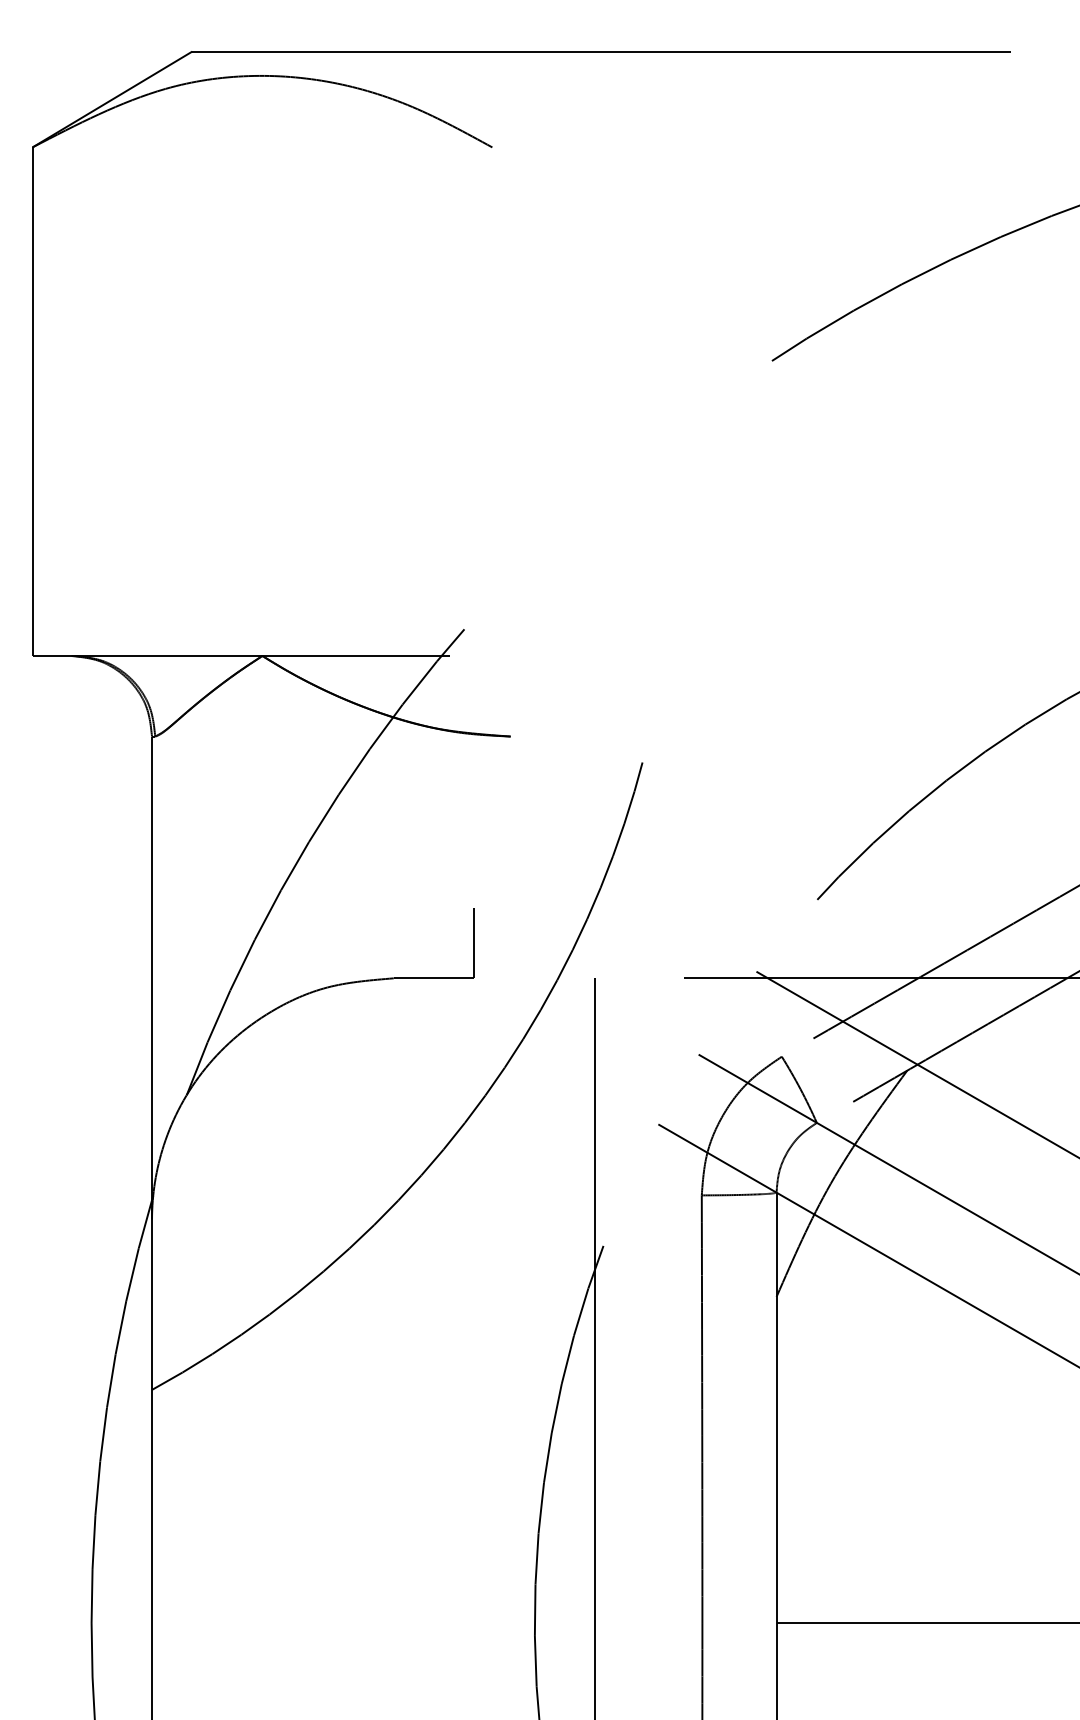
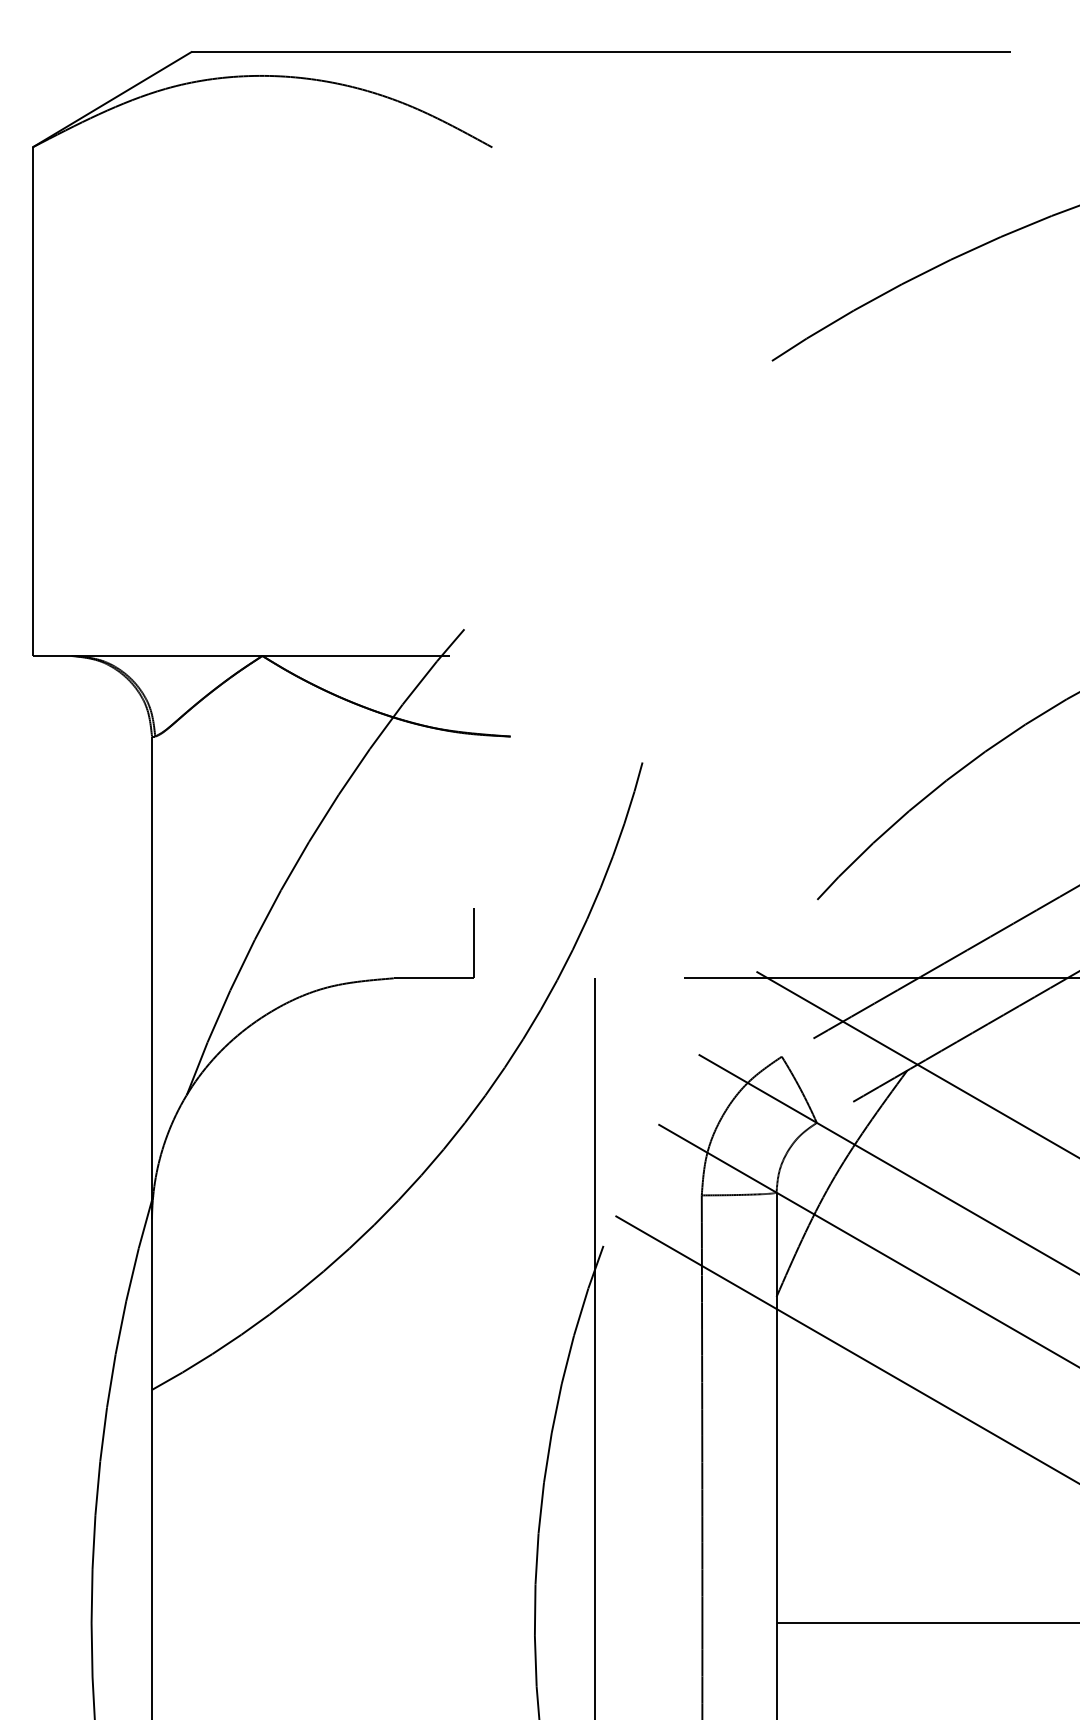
line: none -> present (845, 1348)
